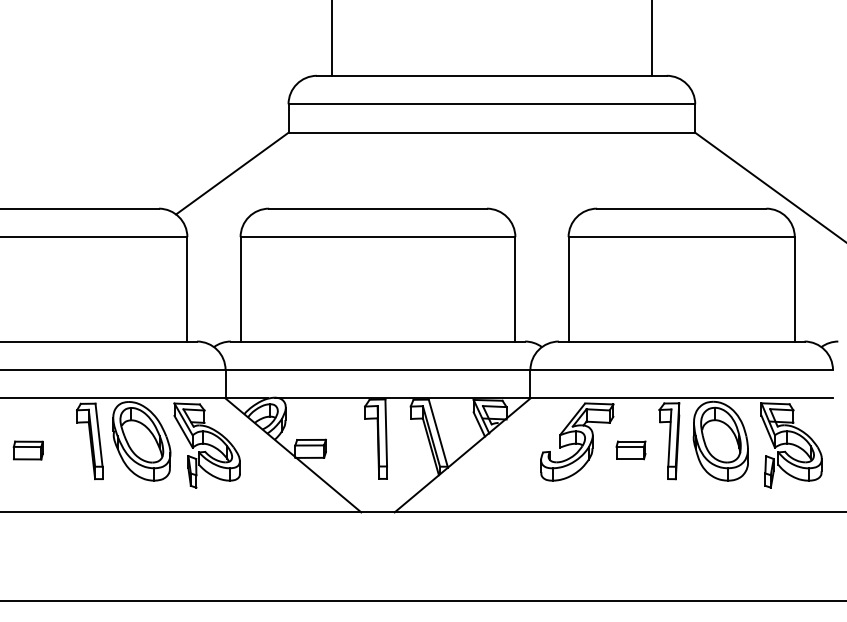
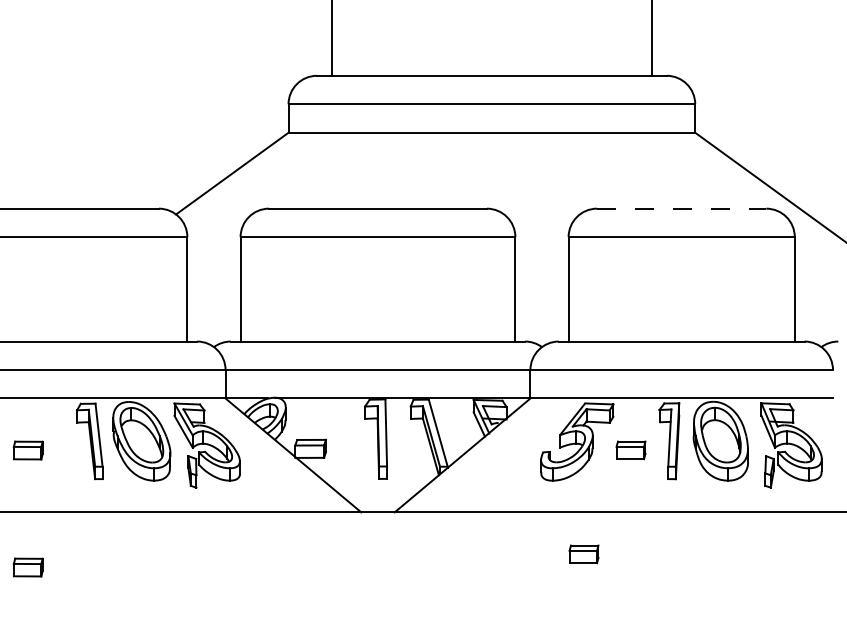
line: solid -> dashed (681, 208)
part: none -> present (583, 554)
part: none -> present (27, 567)
line: present -> none (422, 601)
